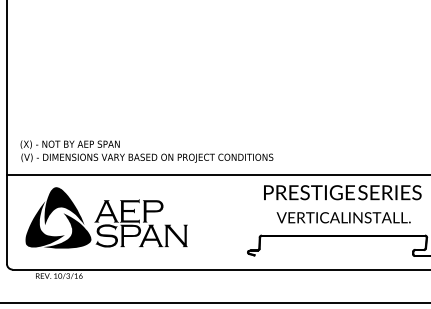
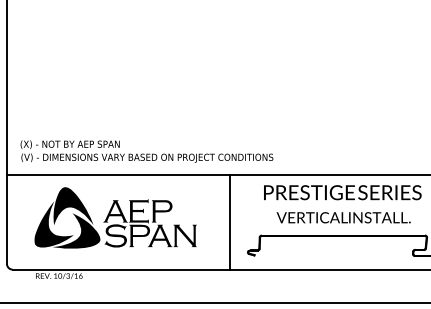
part position: (106, 217) -> (115, 217) (115, 217)
line: none -> present (230, 221)
